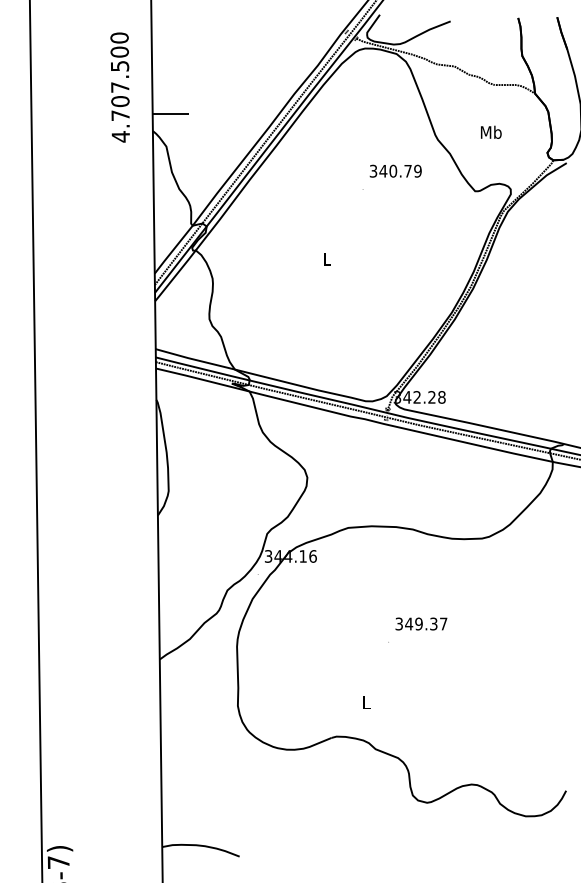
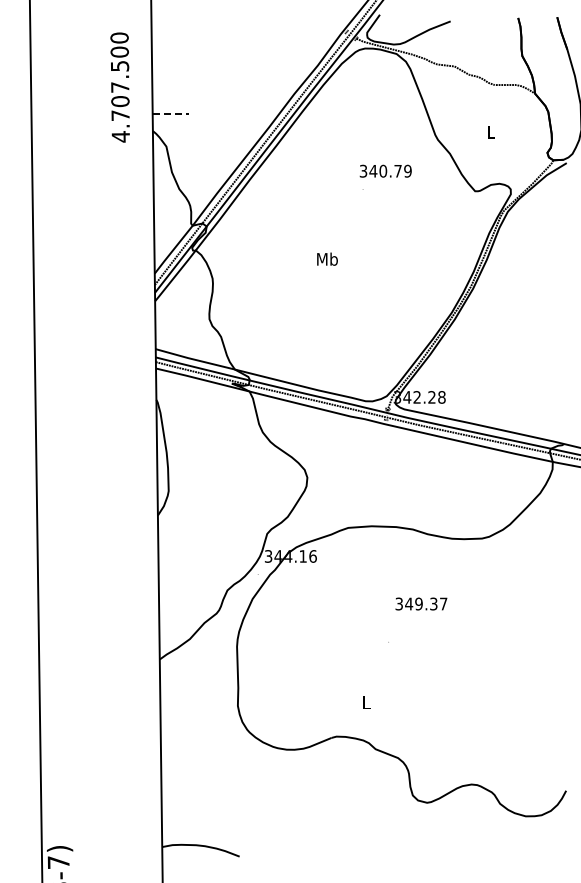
line: solid -> dashed (170, 113)
text: Mb -> L (491, 131)
text position: (395, 170) -> (385, 170) (385, 170)
text: L -> Mb (327, 258)
text position: (421, 623) -> (421, 603) (421, 603)
